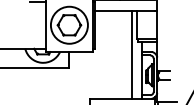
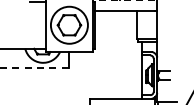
line: solid -> dashed (123, 0)
line: present -> none (131, 54)
line: solid -> dashed (34, 67)
